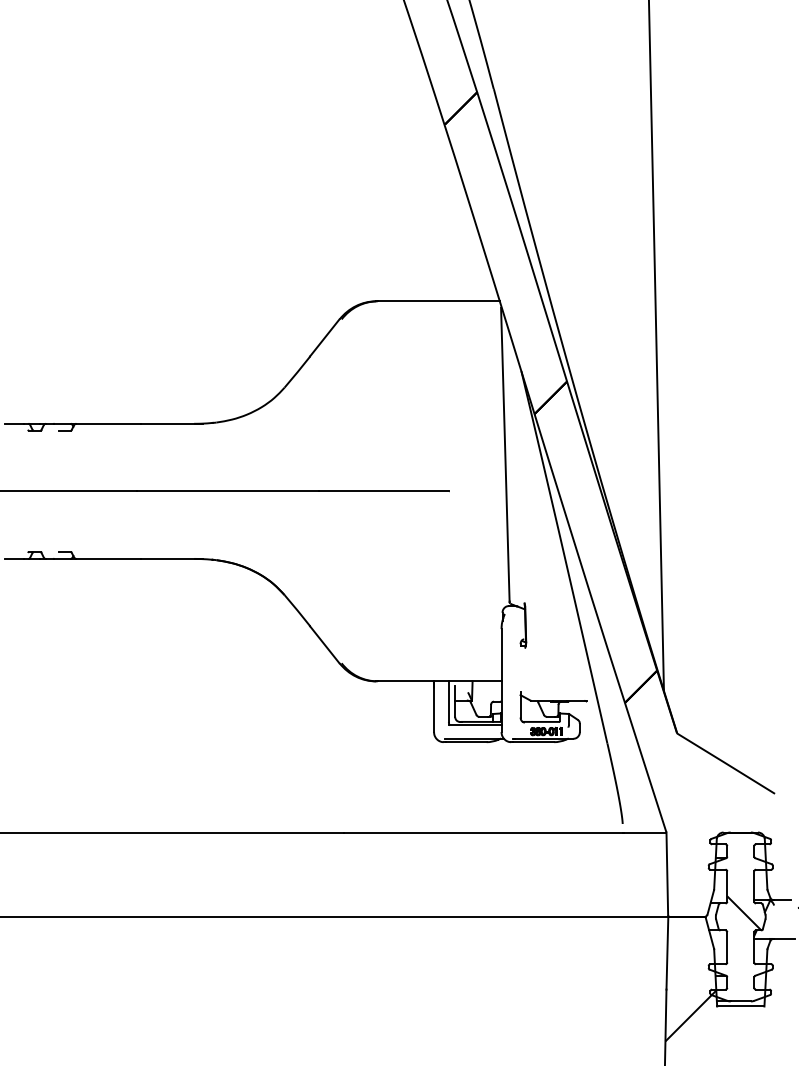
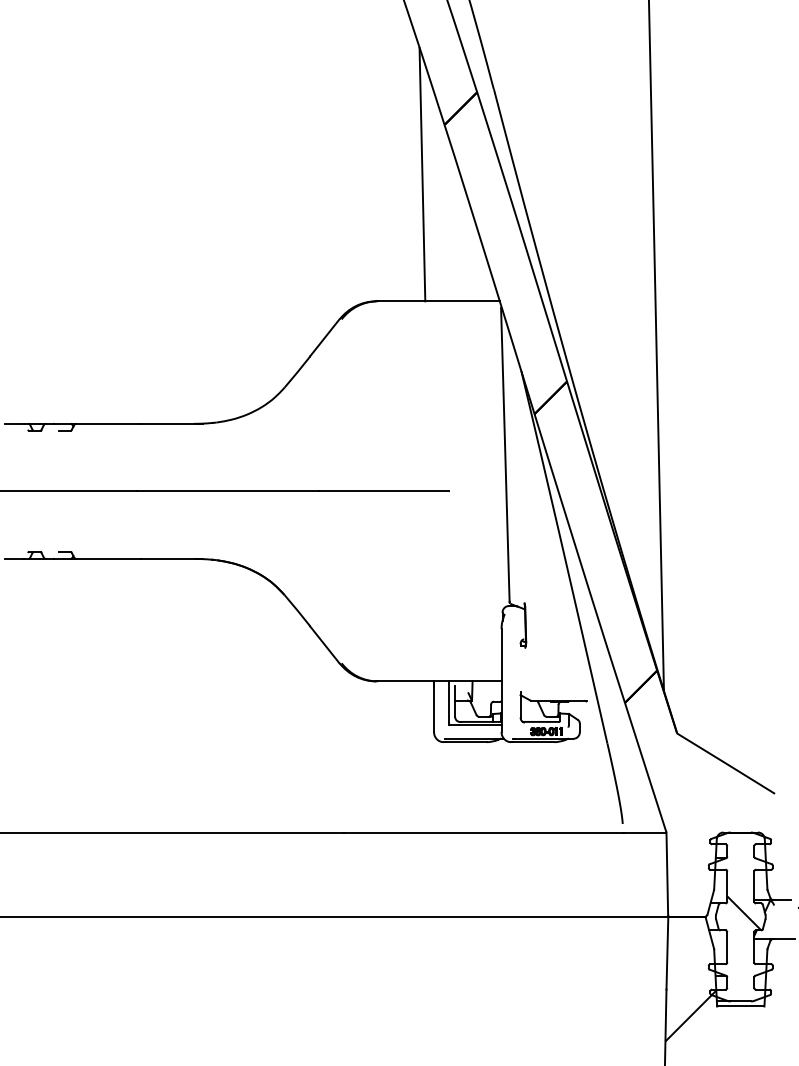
line: none -> present (422, 174)
